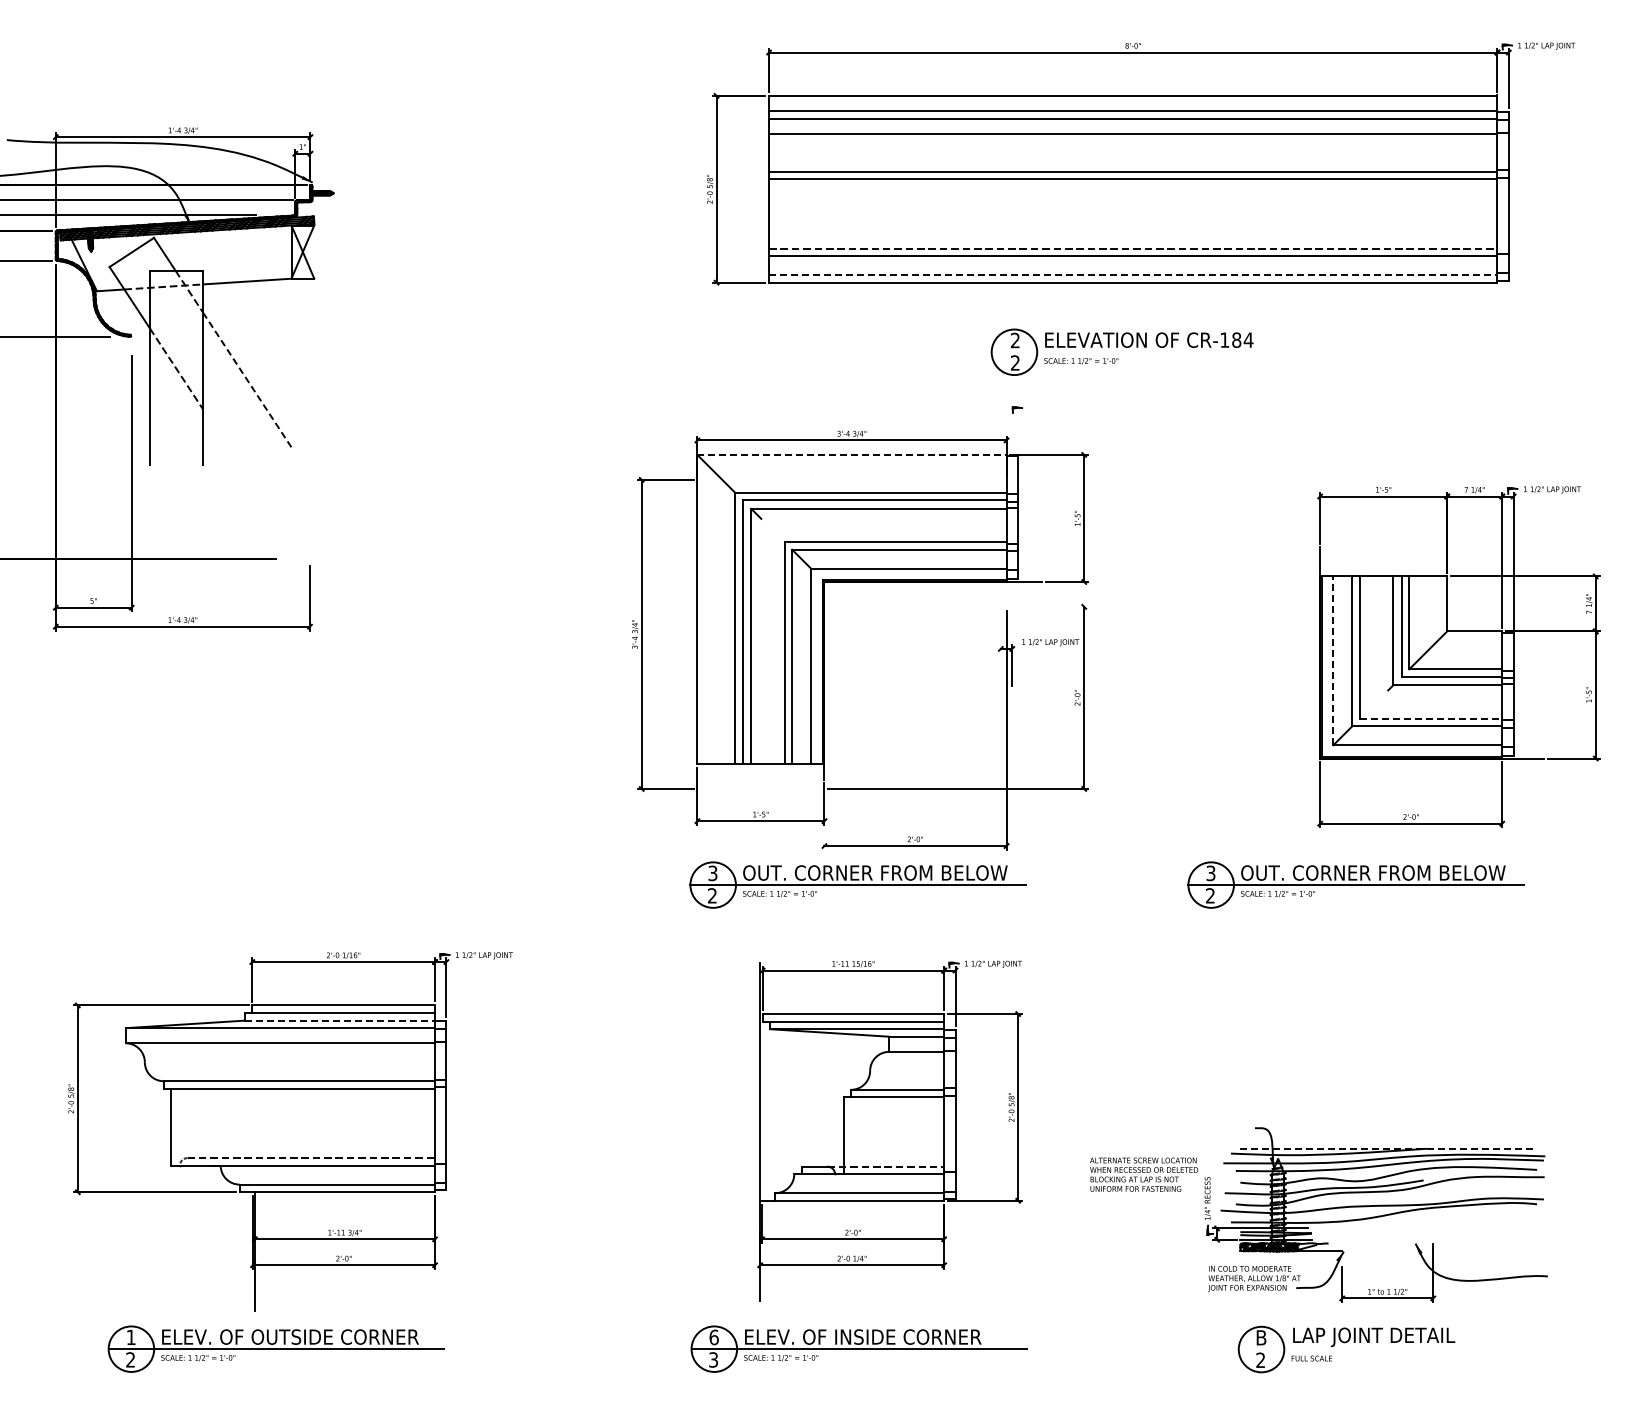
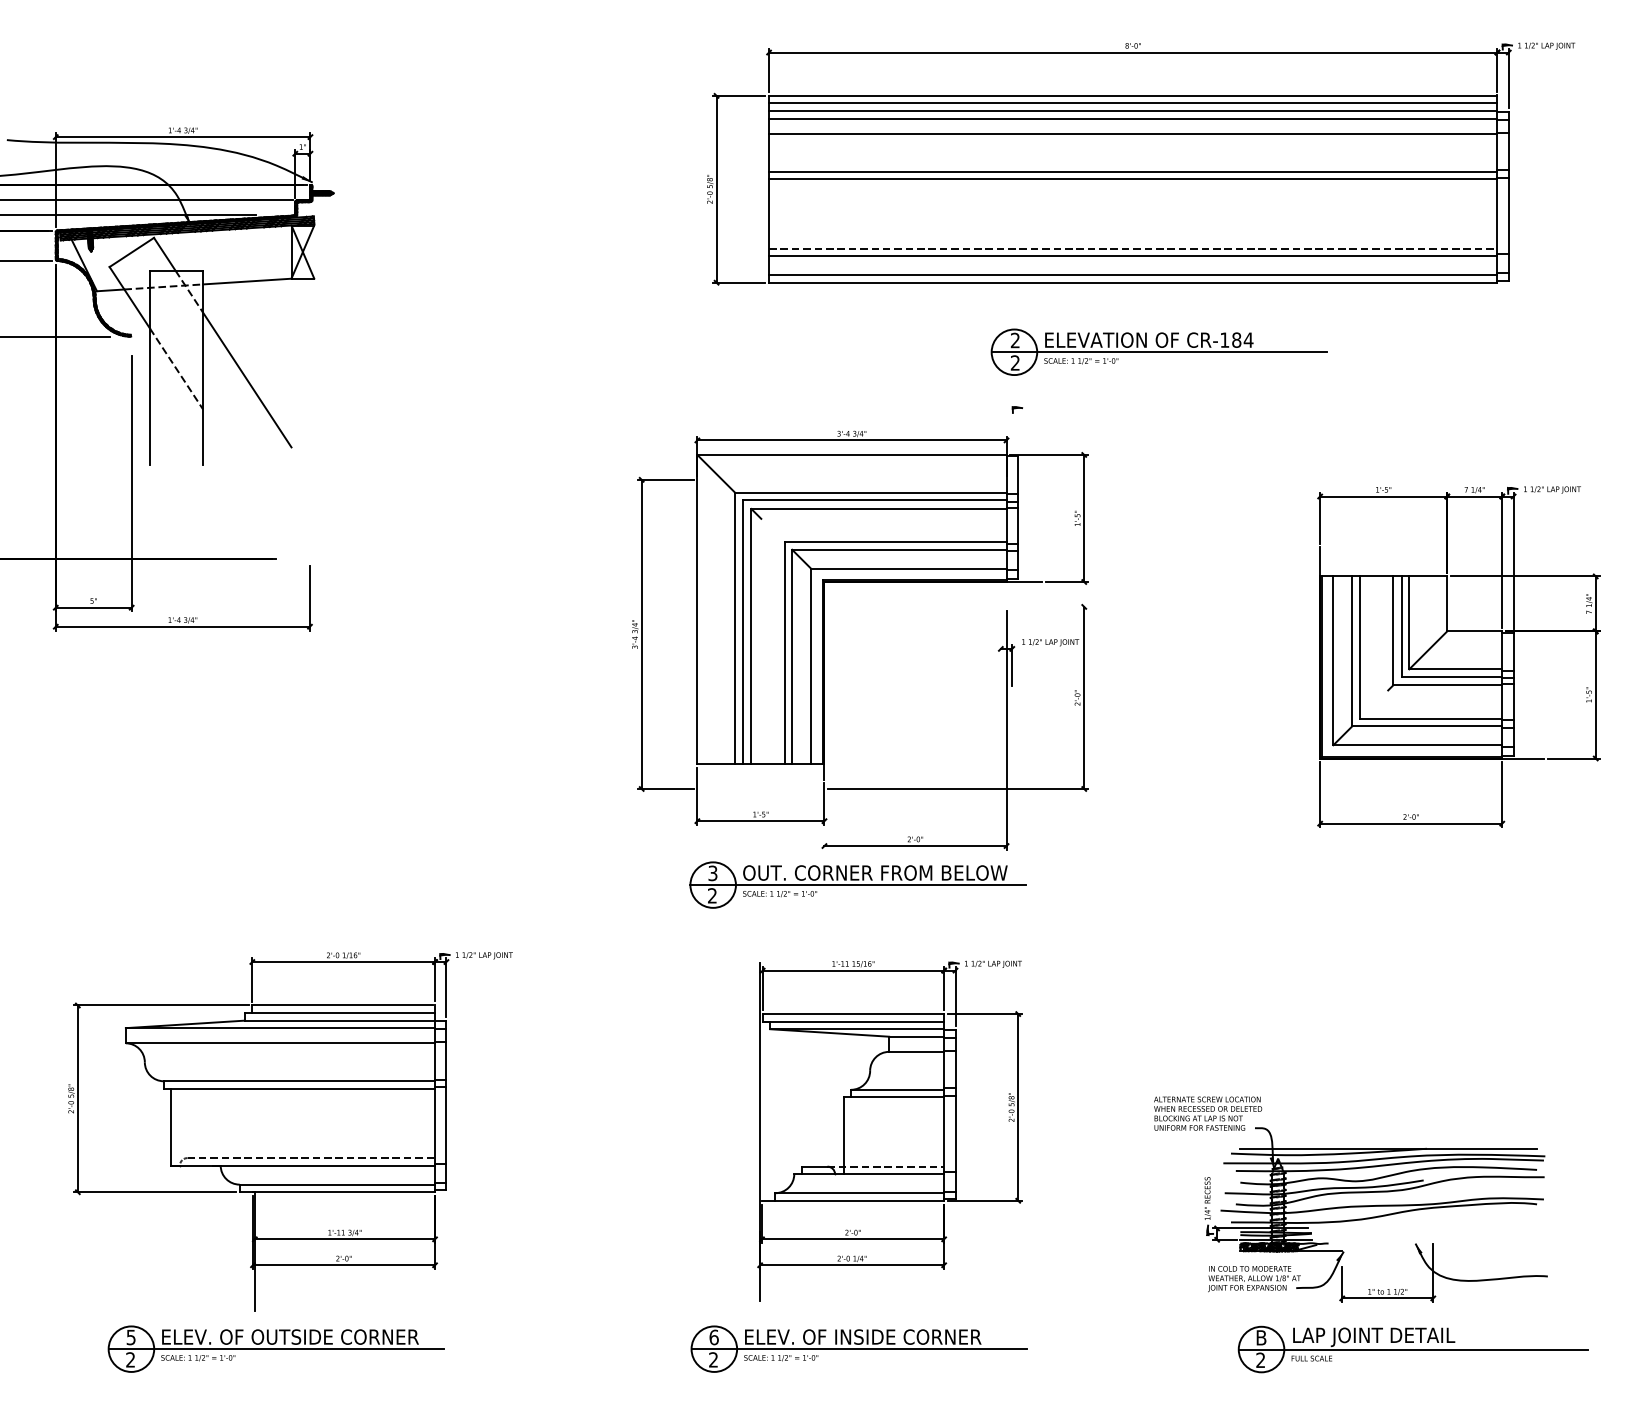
line: none -> present (1133, 103)
line: dashed -> solid (1133, 275)
line: none -> present (1159, 352)
line: dashed -> solid (247, 380)
line: dashed -> solid (851, 454)
line: dashed -> solid (1333, 660)
line: dashed -> solid (1431, 718)
part: present -> none (1355, 884)
line: dashed -> solid (340, 1020)
line: dashed -> solid (1389, 1148)
text position: (1144, 1174) -> (1208, 1113) (1208, 1113)
text: 1 -> 5 (130, 1337)
line: none -> present (1412, 1349)
text: 3 -> 2 (713, 1359)
